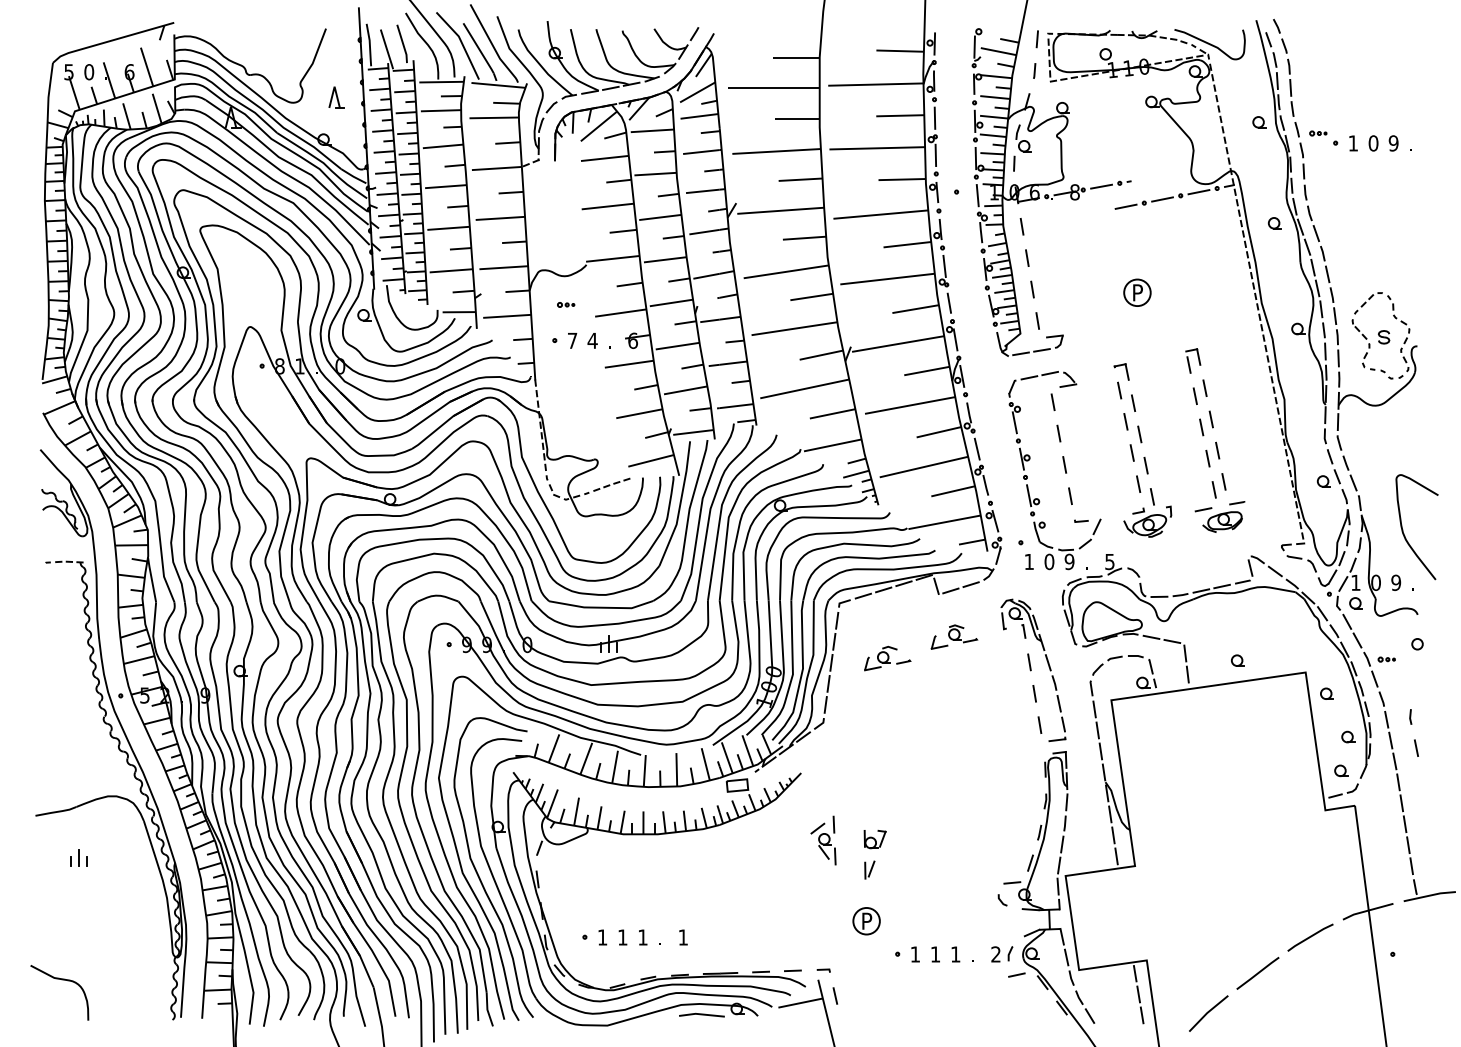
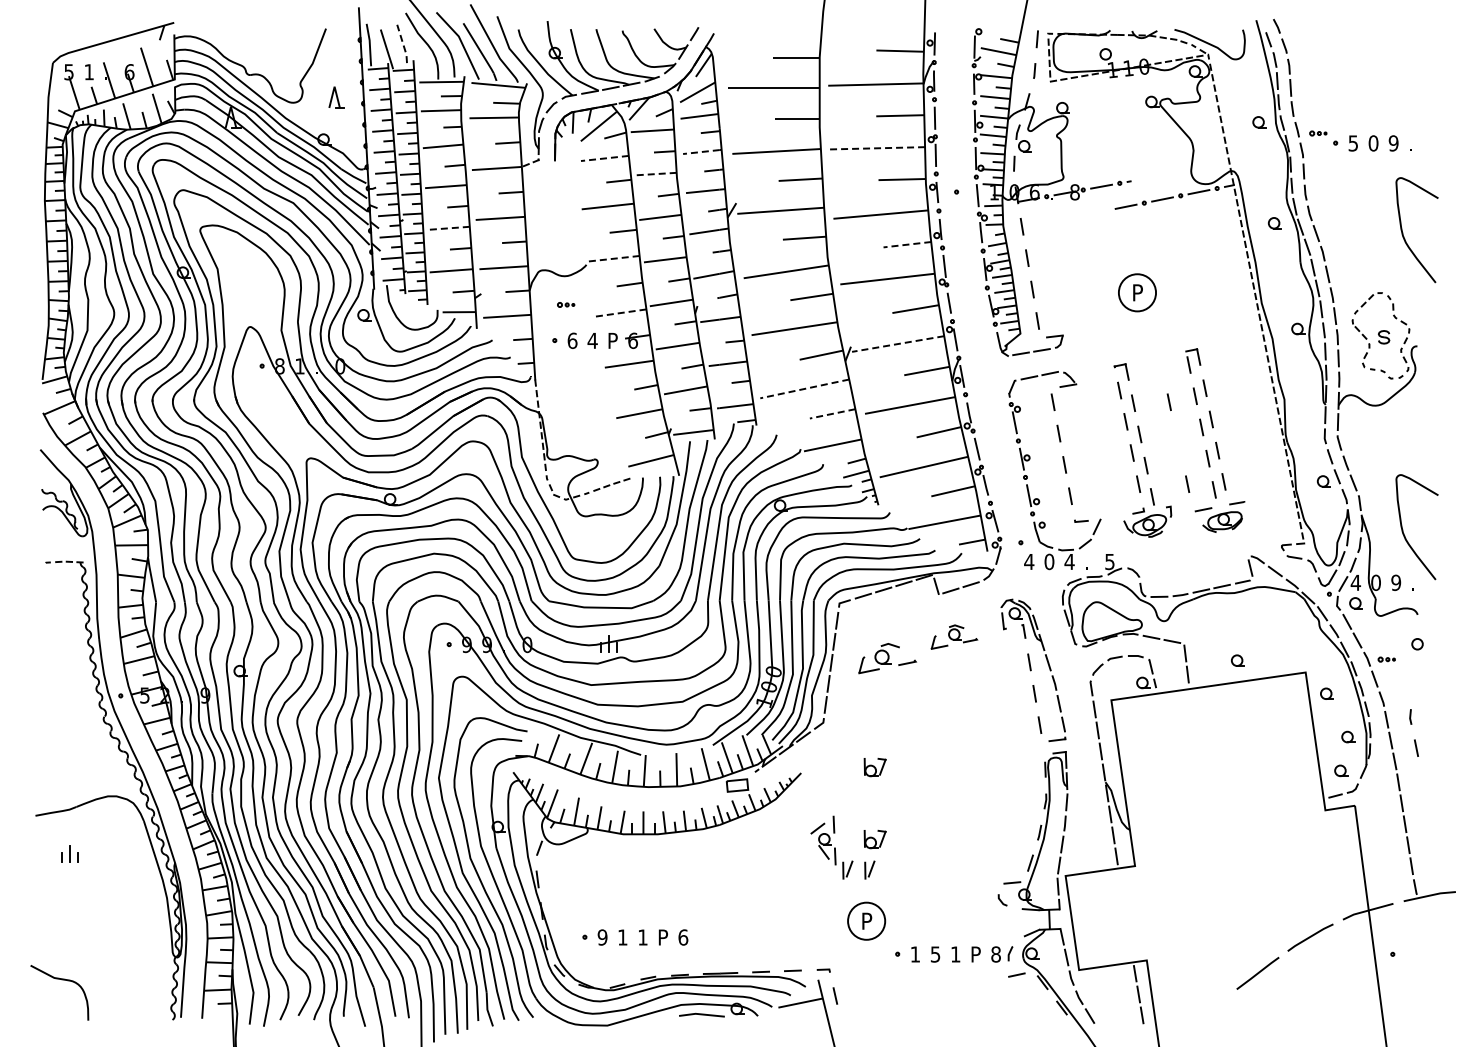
line: solid -> dashed (403, 44)
text: 0 -> 1 (89, 72)
text: 1 -> 5 (1352, 143)
line: solid -> dashed (877, 148)
line: solid -> dashed (700, 152)
line: solid -> dashed (604, 158)
line: solid -> dashed (655, 174)
line: solid -> dashed (448, 228)
curve: none -> present (1403, 232)
line: solid -> dashed (906, 244)
line: solid -> dashed (612, 258)
circle diameter: 27 px -> 37 px (1137, 292)
line: solid -> dashed (620, 313)
text: 7 -> 6 (572, 340)
text: . -> P (612, 340)
line: solid -> dashed (898, 344)
line: solid -> dashed (804, 389)
line: none -> present (1168, 401)
line: solid -> dashed (832, 413)
line: none -> present (1187, 483)
text: 1 -> 4 (1029, 561)
text: 9 -> 4 (1069, 561)
text: 1 -> 4 (1355, 582)
part size: 48x27 px -> 59x32 px (887, 658)
part: none -> present (874, 767)
part position: (78, 857) -> (69, 853) (69, 853)
part: none -> present (847, 869)
circle diameter: 27 px -> 37 px (866, 920)
text: 1 -> 9 (602, 937)
text: . -> P (663, 937)
text: 1 -> 6 (683, 937)
text: 1 -> 5 (935, 954)
text: . -> P (975, 954)
text: 2 -> 8 (995, 954)
line: present -> none (1208, 1013)
